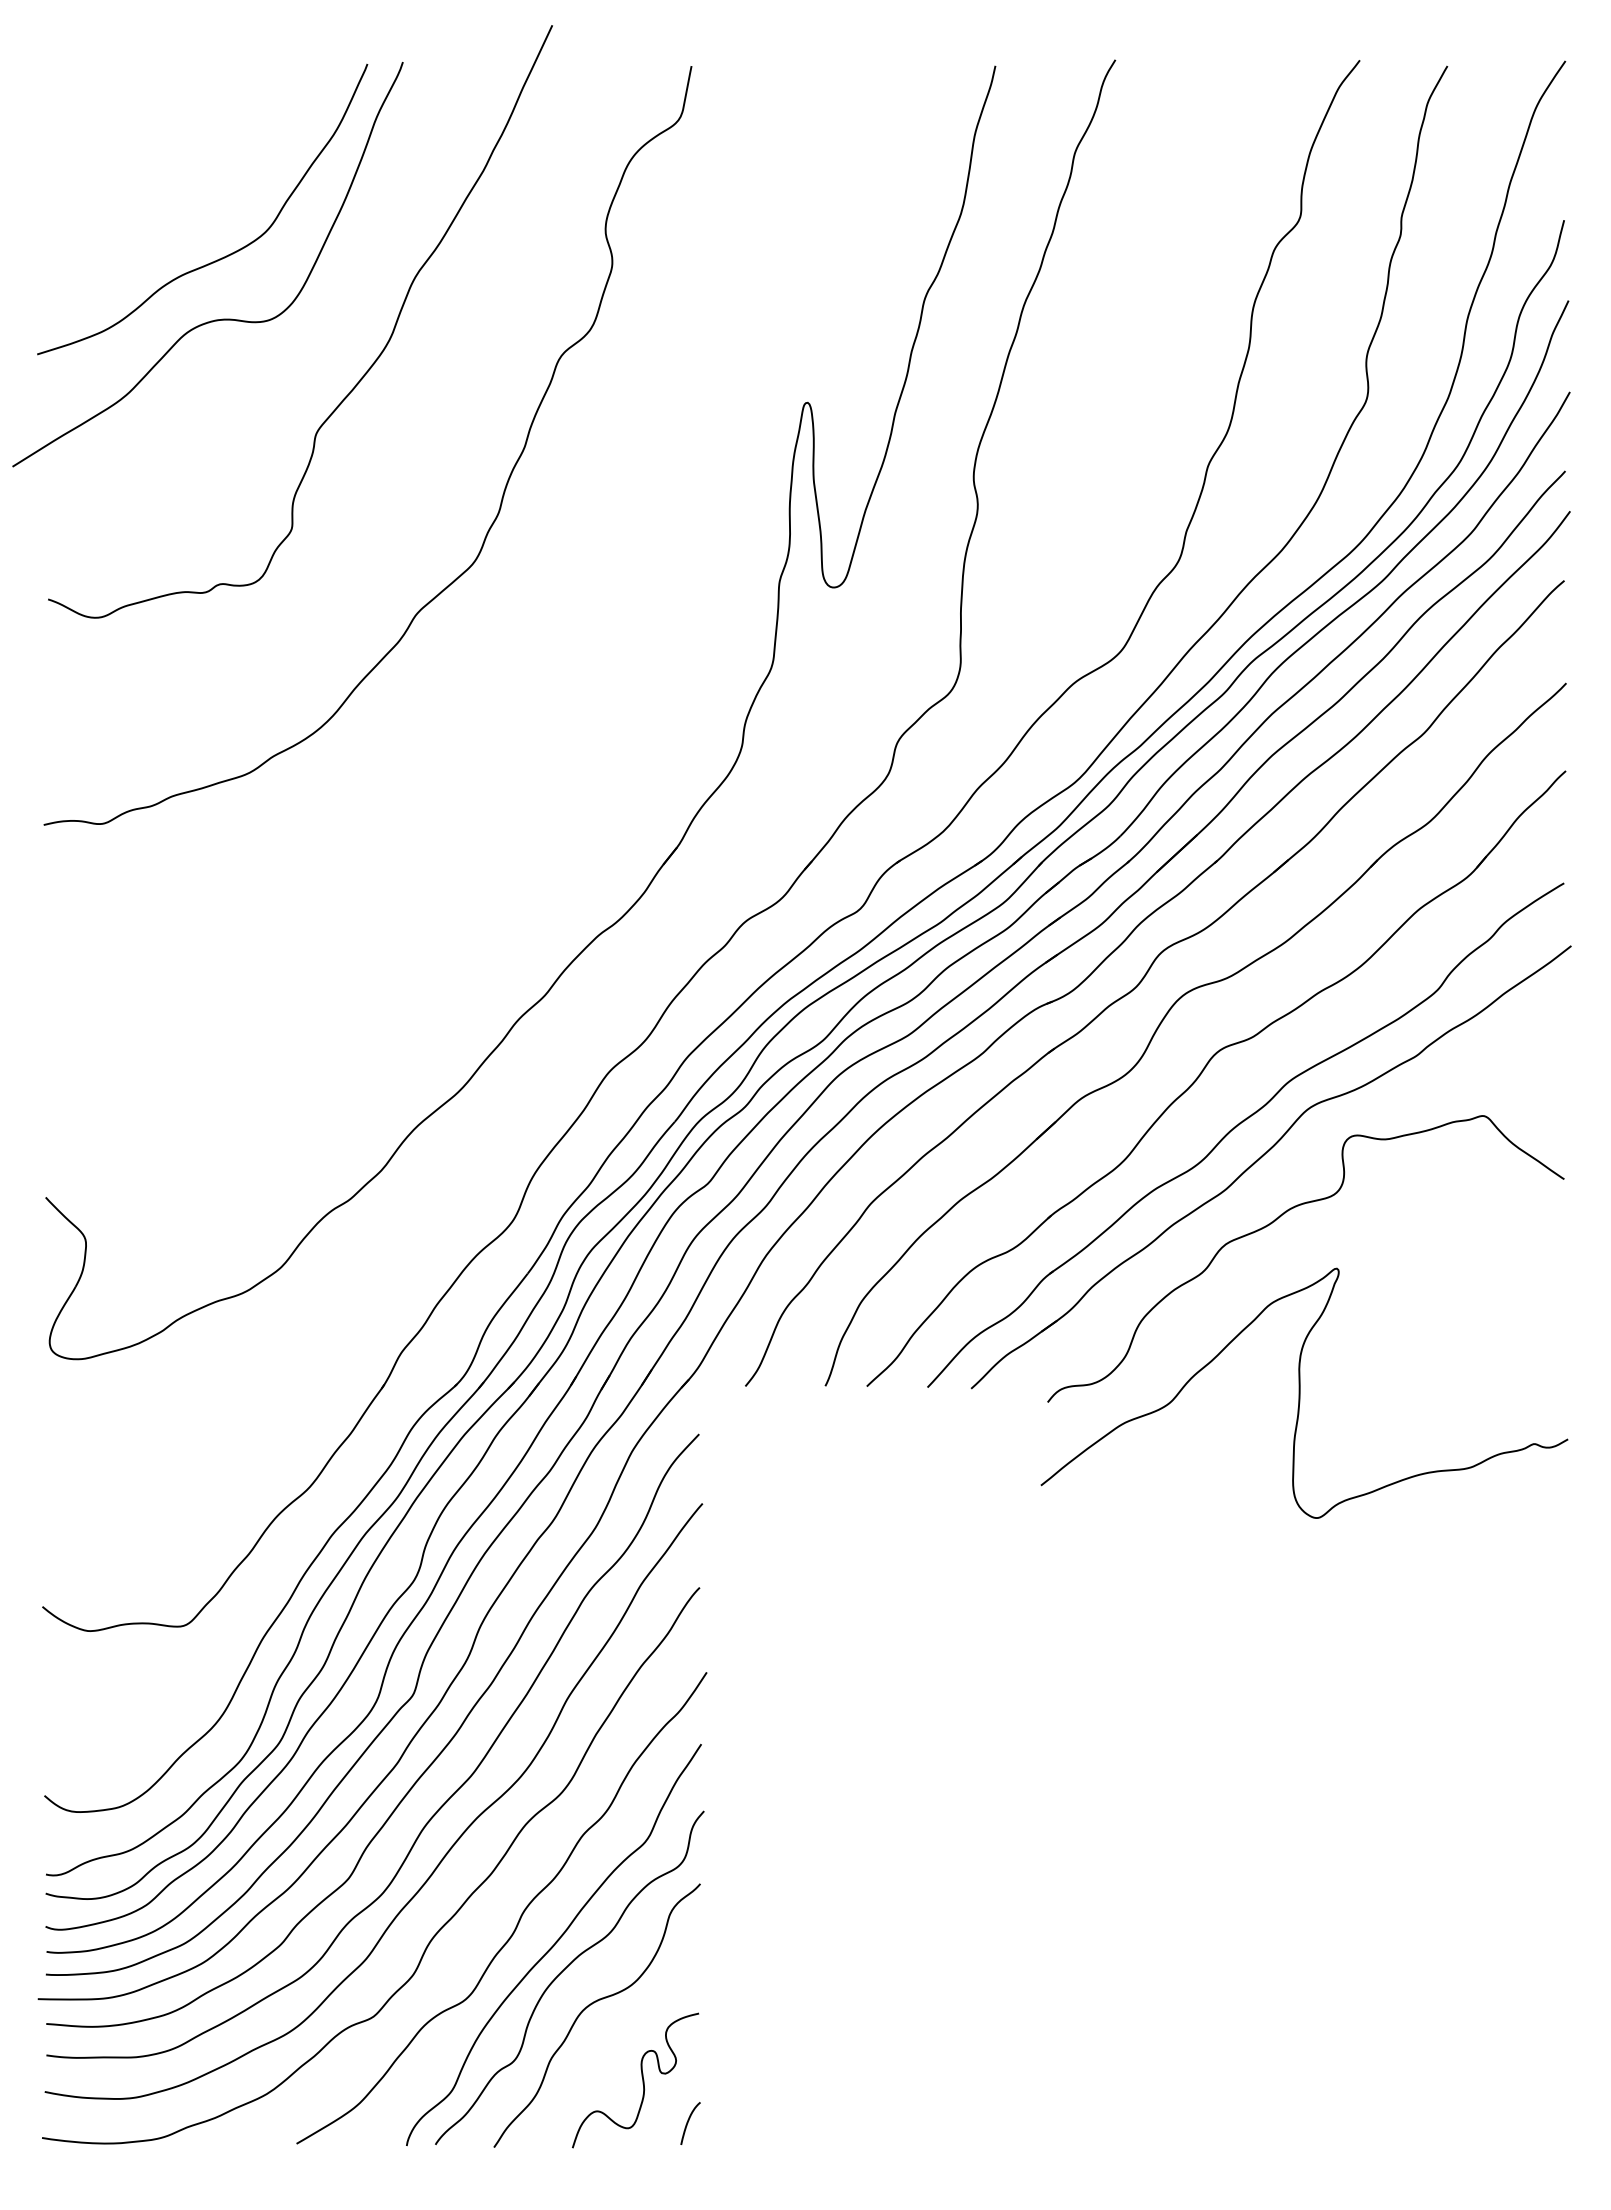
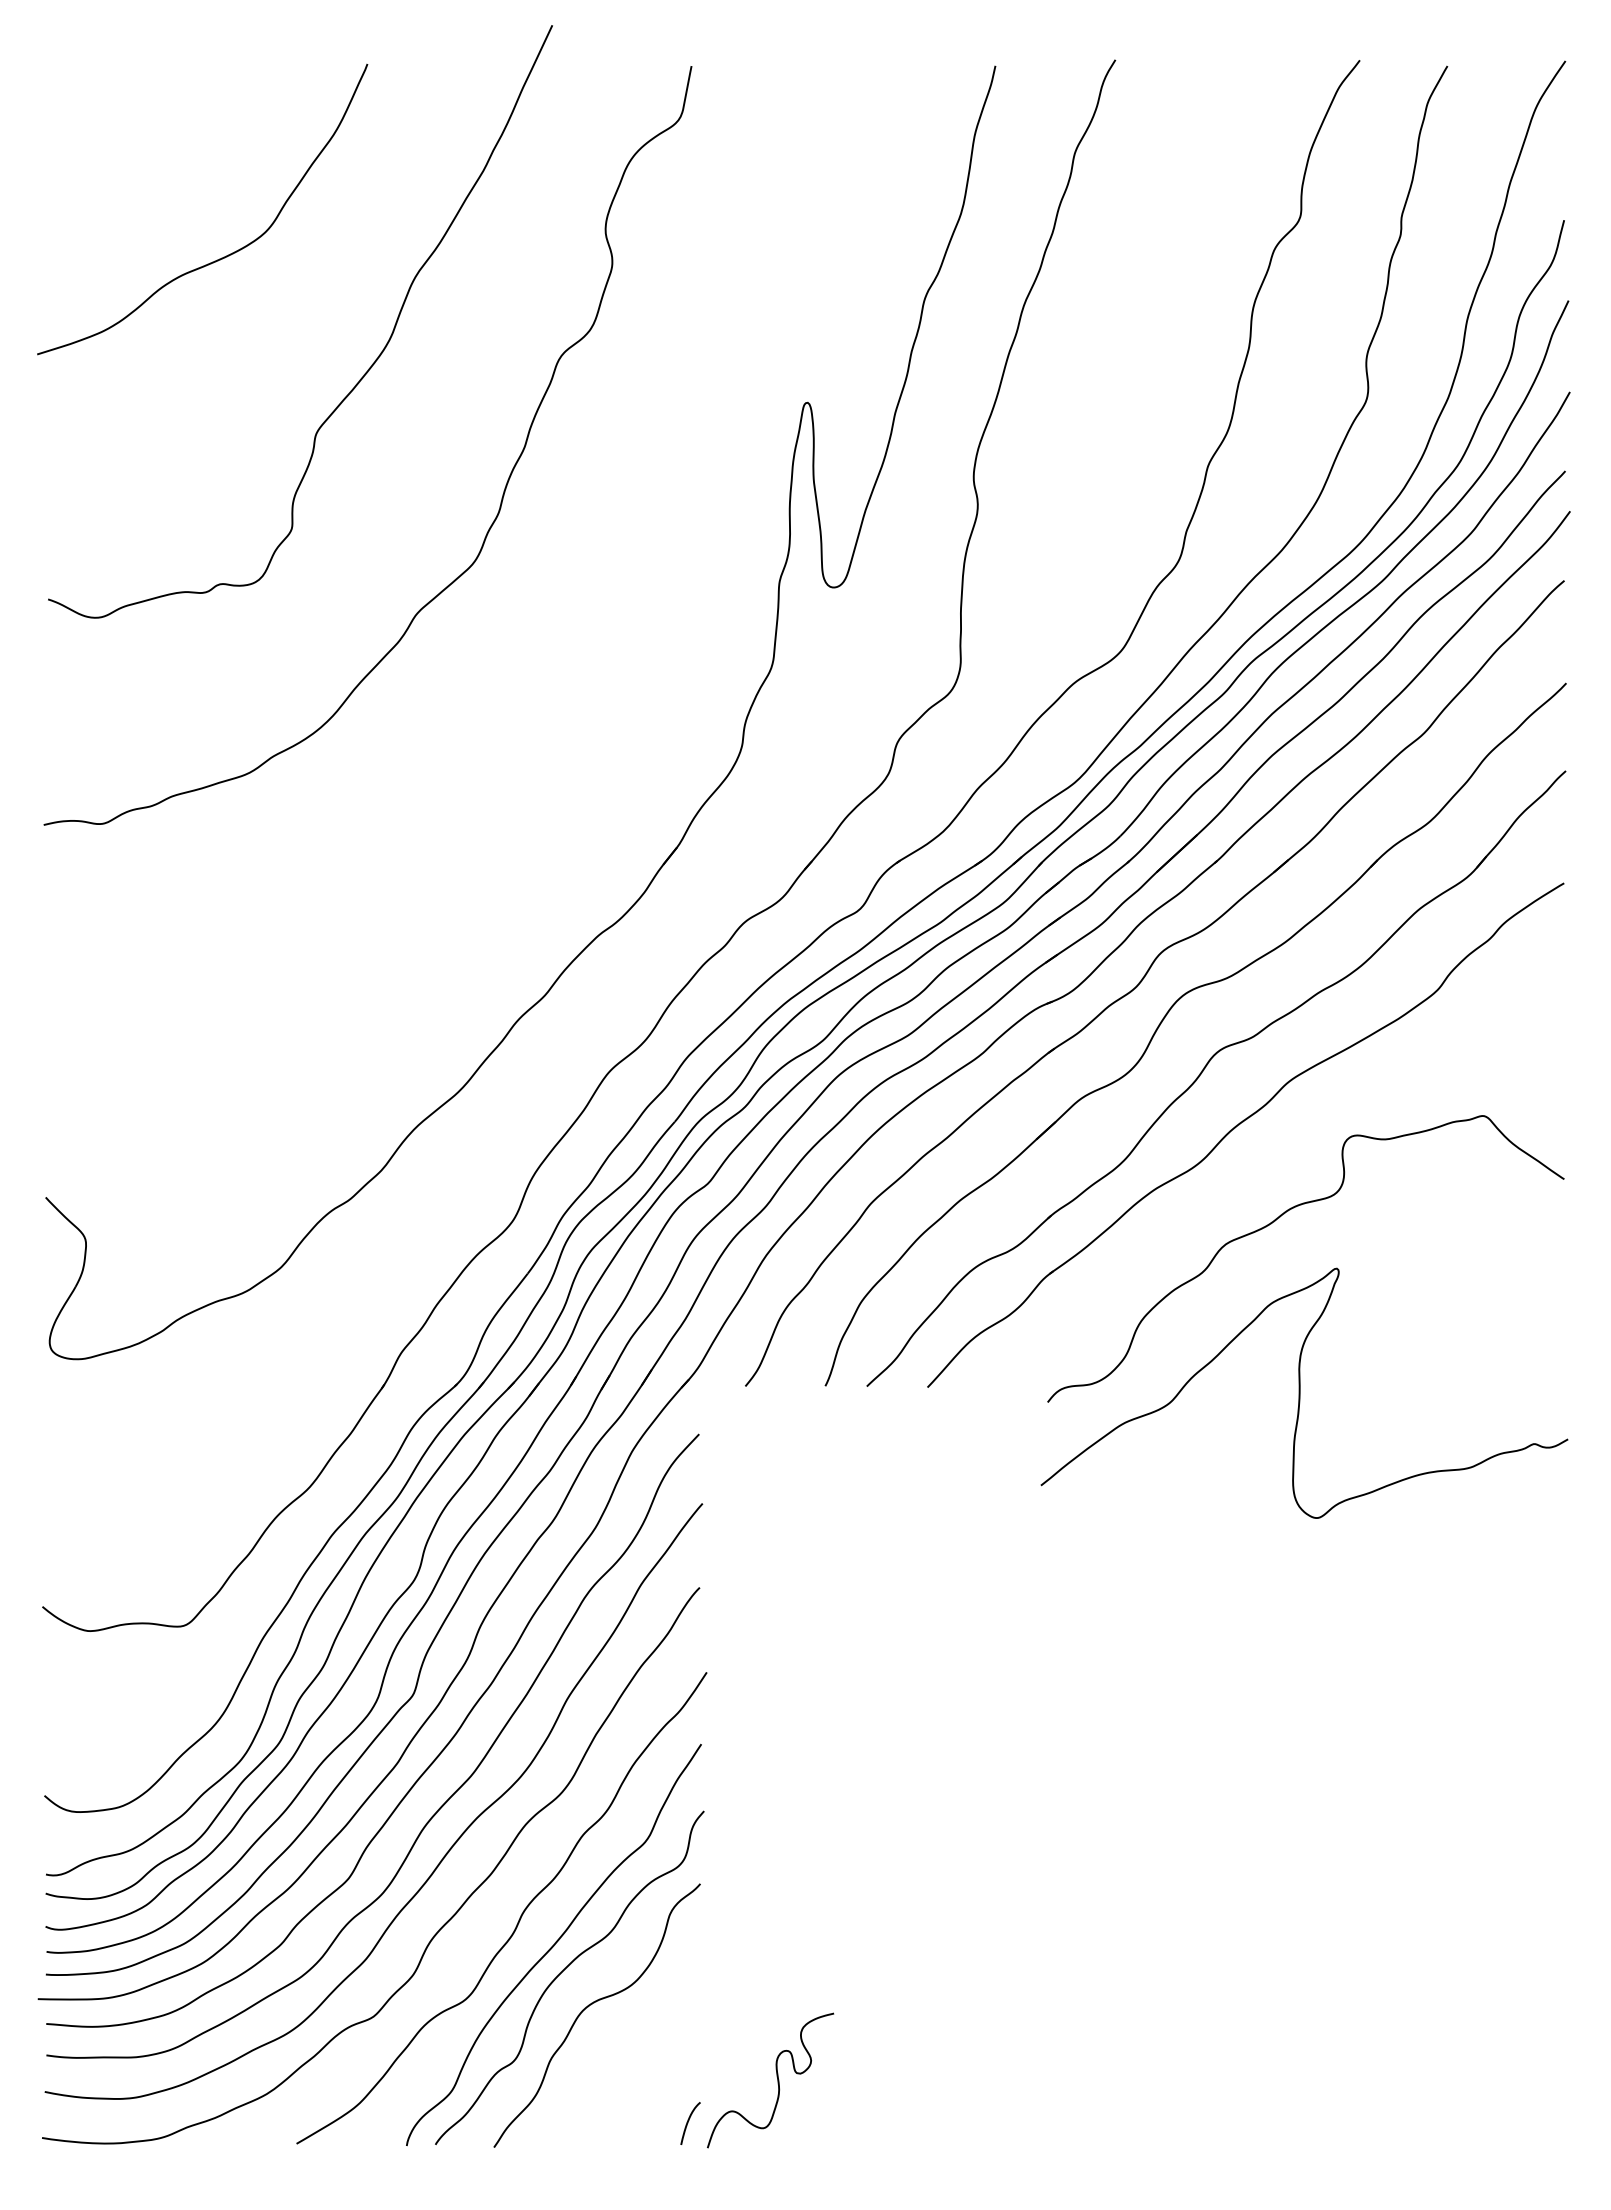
curve: present -> none (215, 319)
part: present -> none (1261, 1158)
curve position: (642, 2080) -> (777, 2080) (777, 2080)
